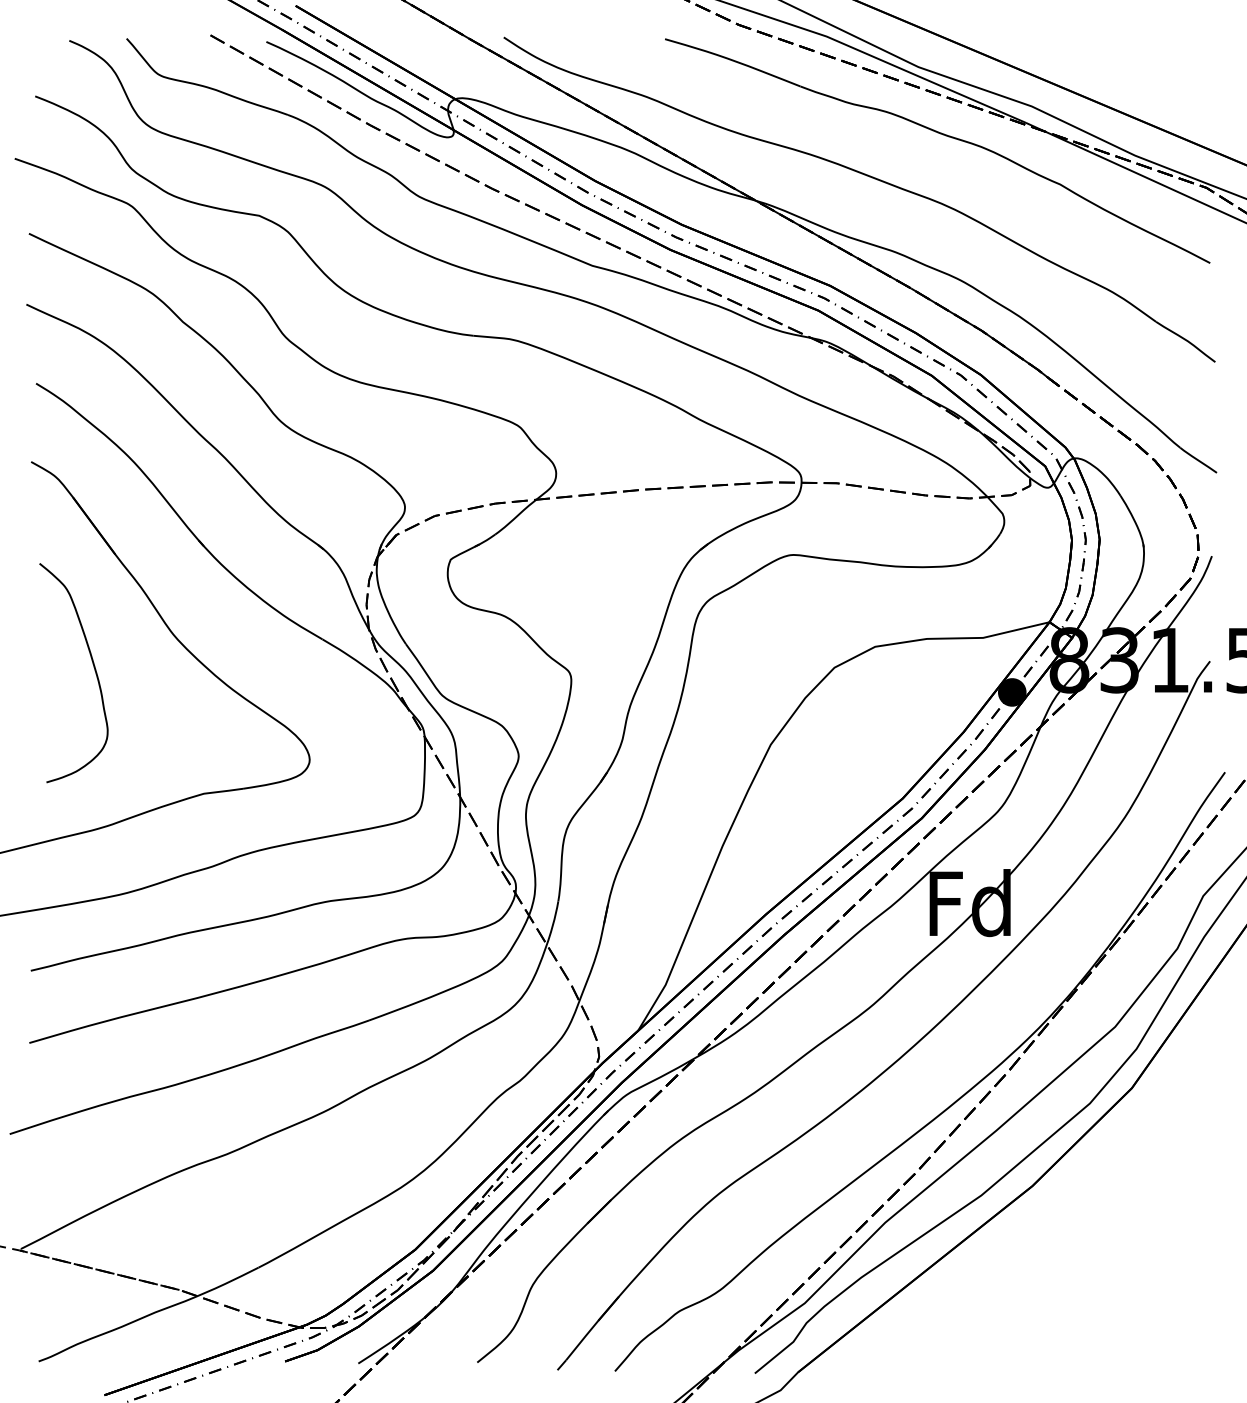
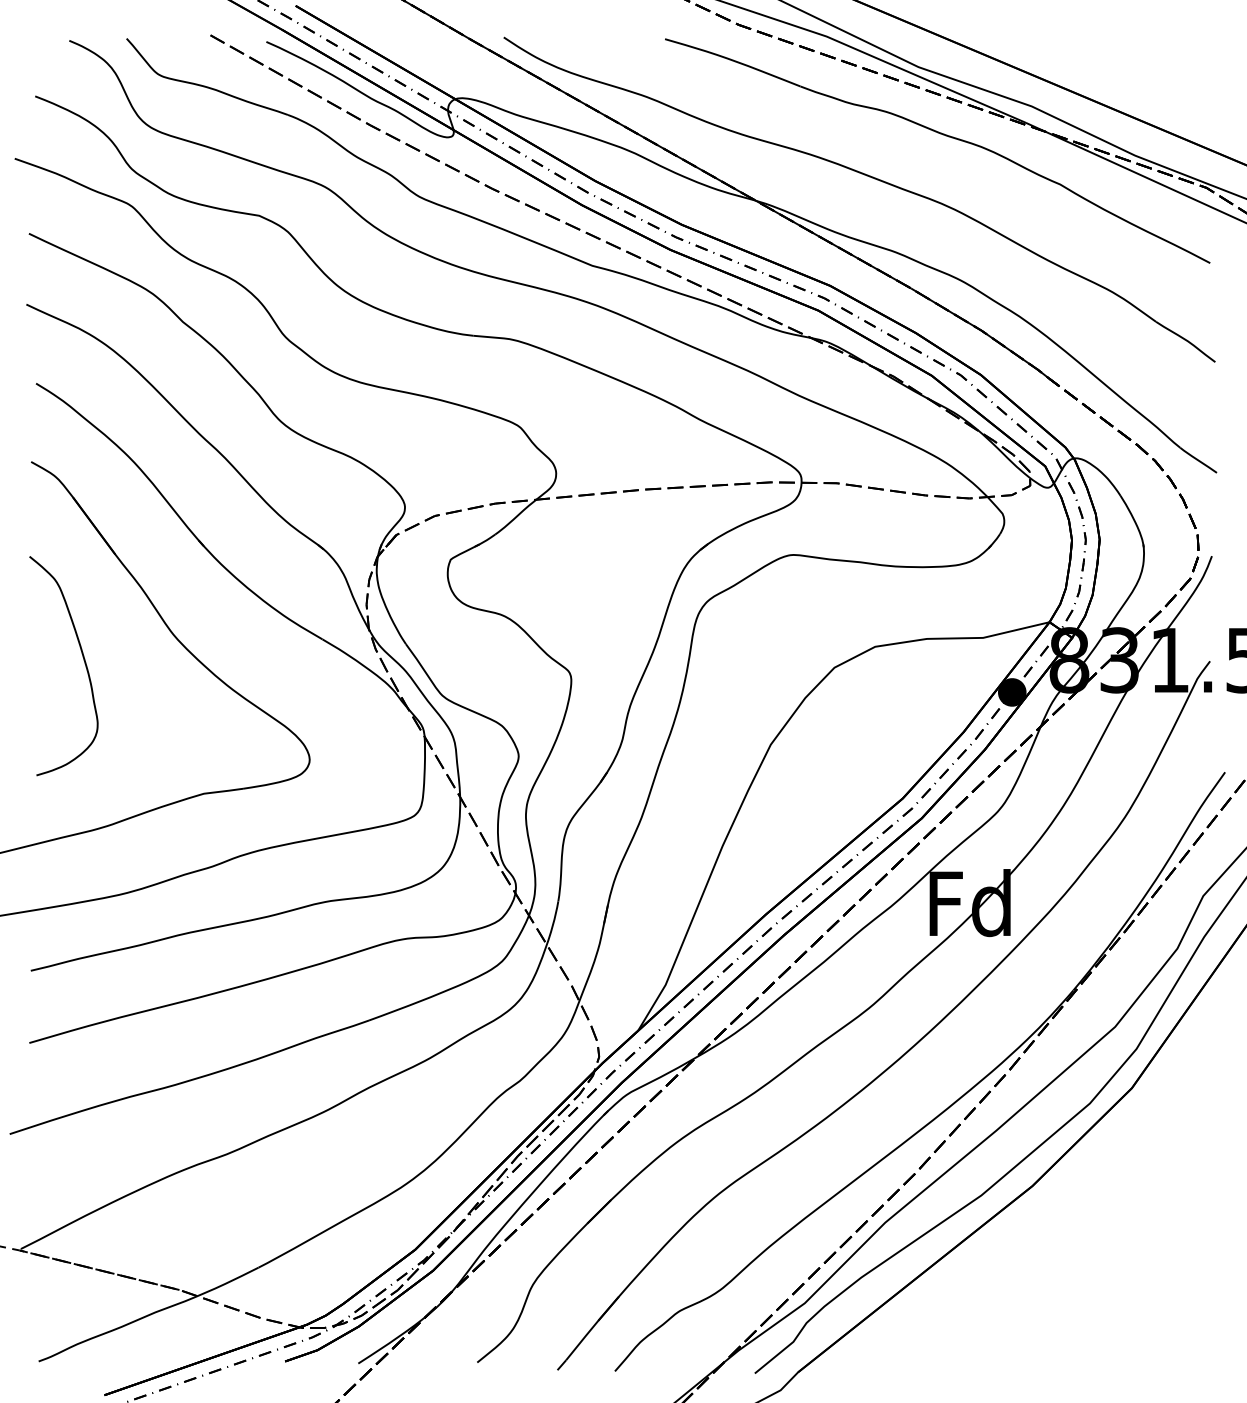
curve position: (93, 667) -> (83, 660) (83, 660)
